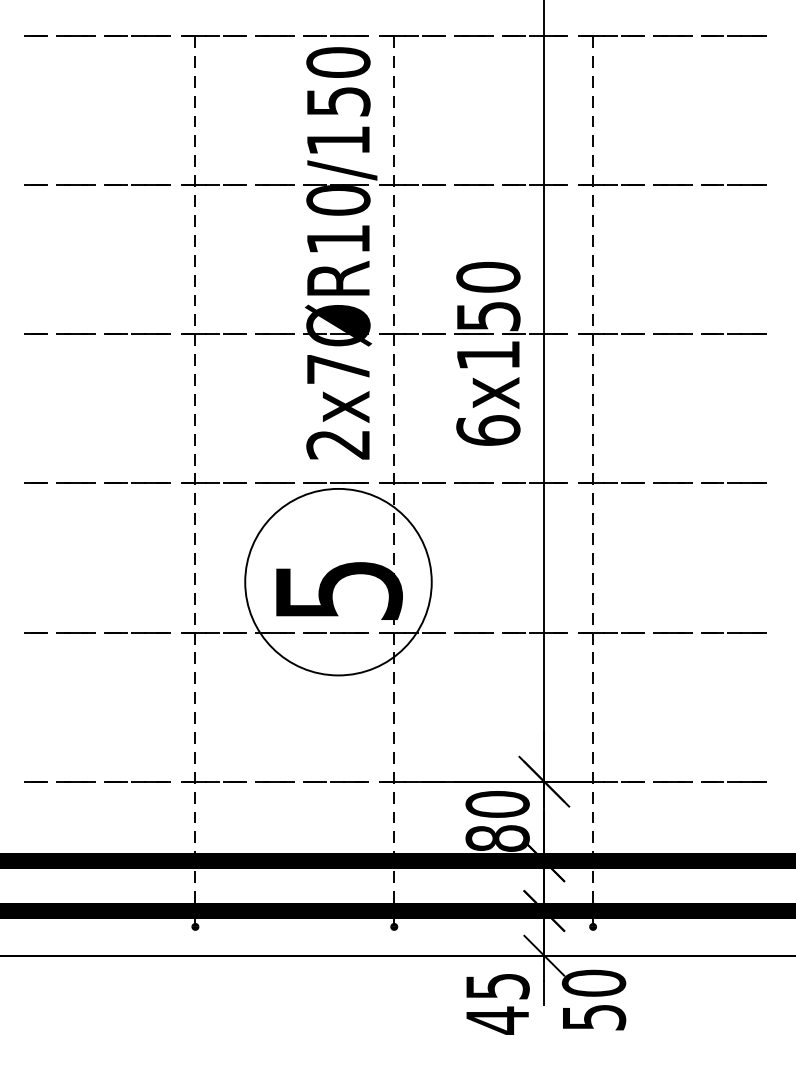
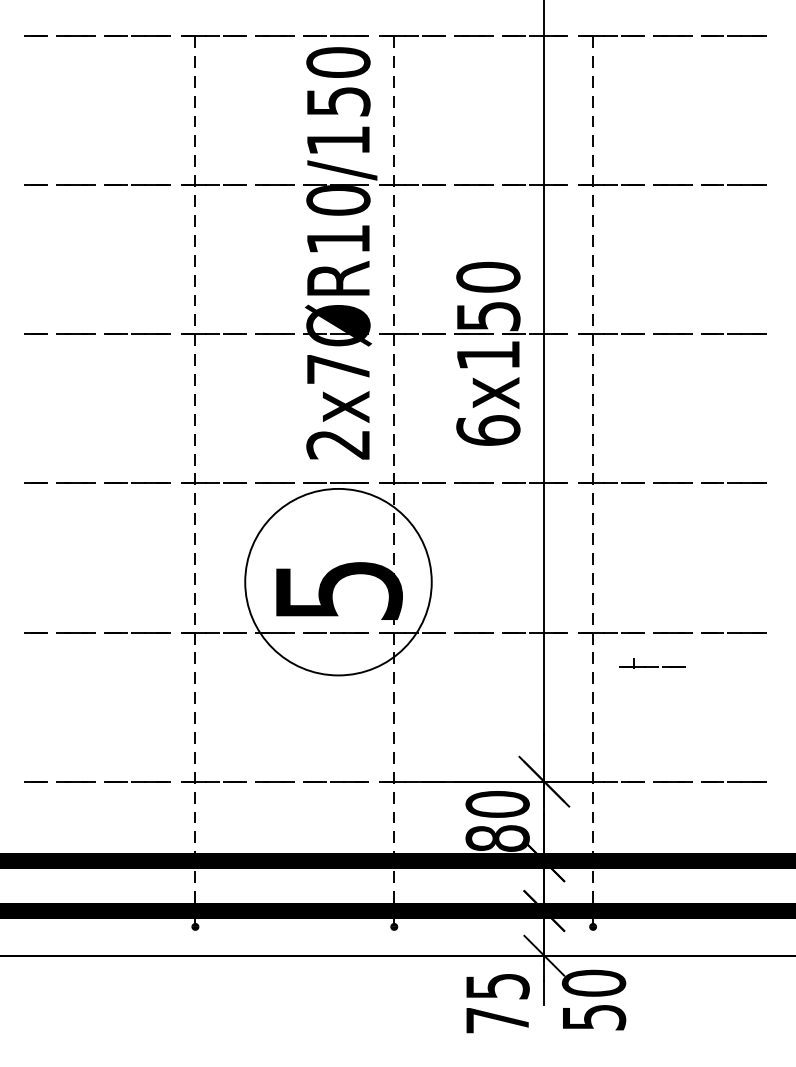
part: none -> present (652, 662)
text: 45 -> 75 (497, 1020)
